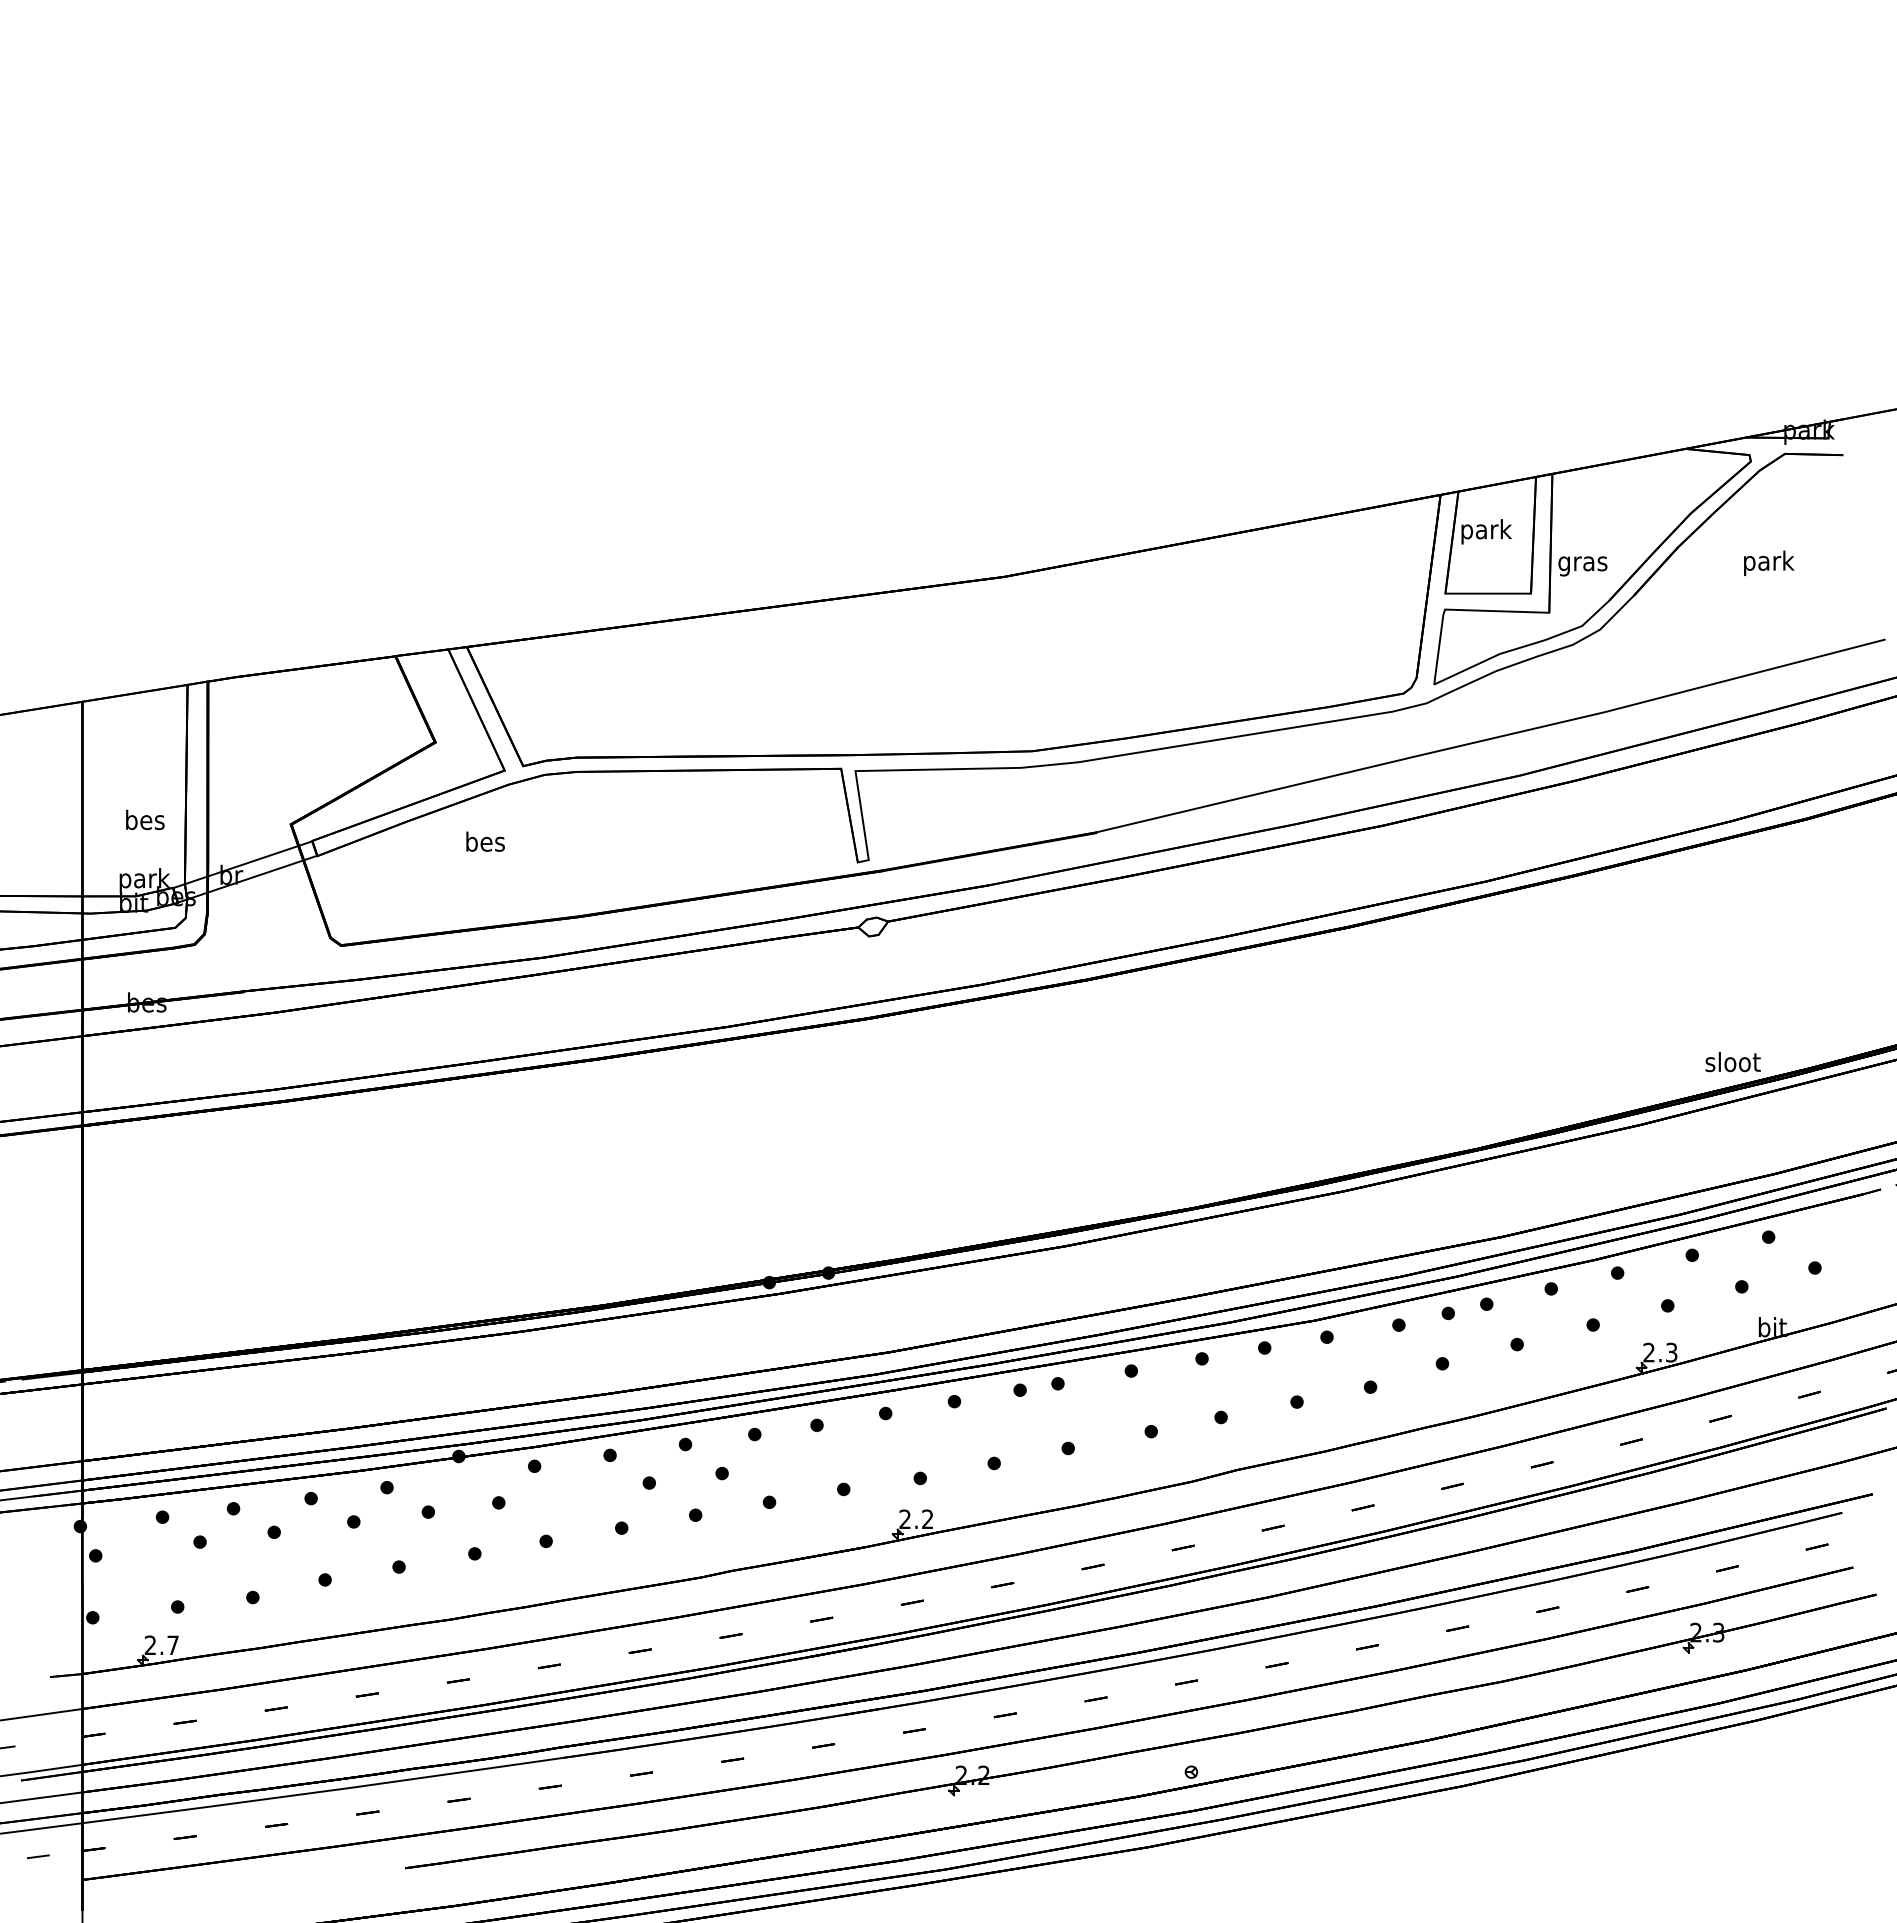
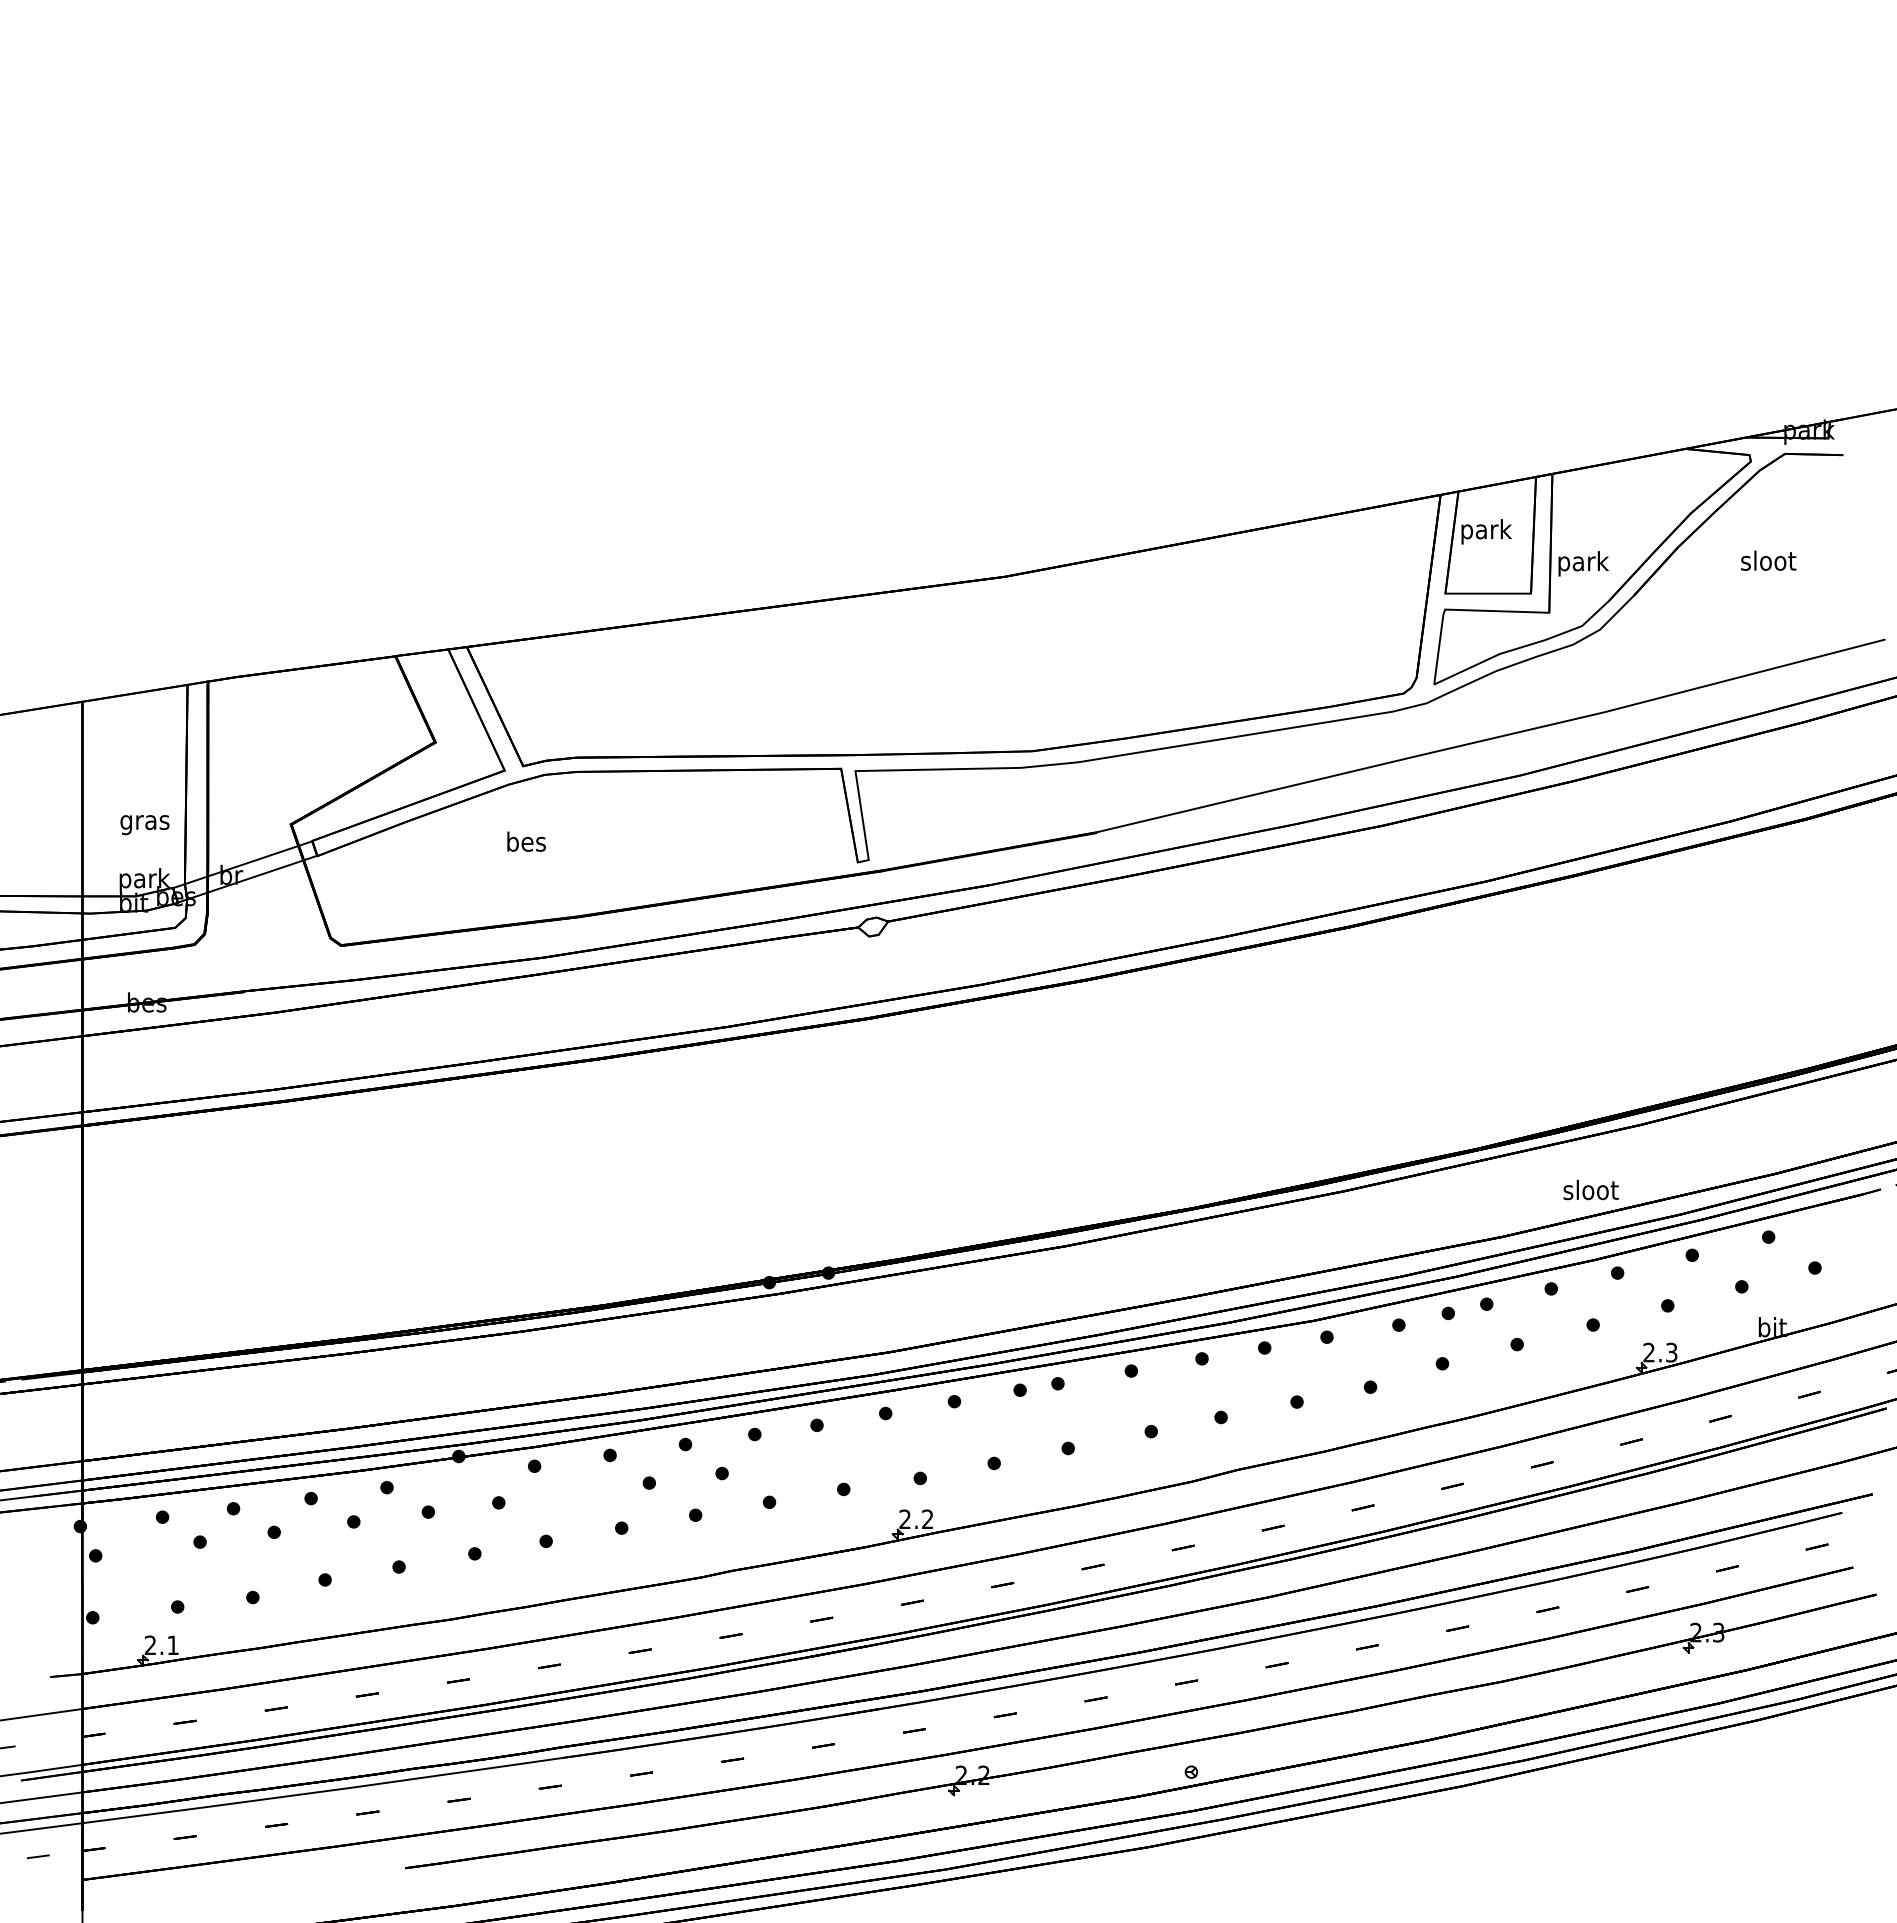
text: gras -> park (1583, 563)
text: park -> sloot (1768, 563)
text: bes -> gras (144, 822)
text position: (485, 841) -> (526, 841) (526, 841)
text position: (1732, 1061) -> (1590, 1189) (1590, 1189)
text: 2.7 -> 2.1 (172, 1644)
